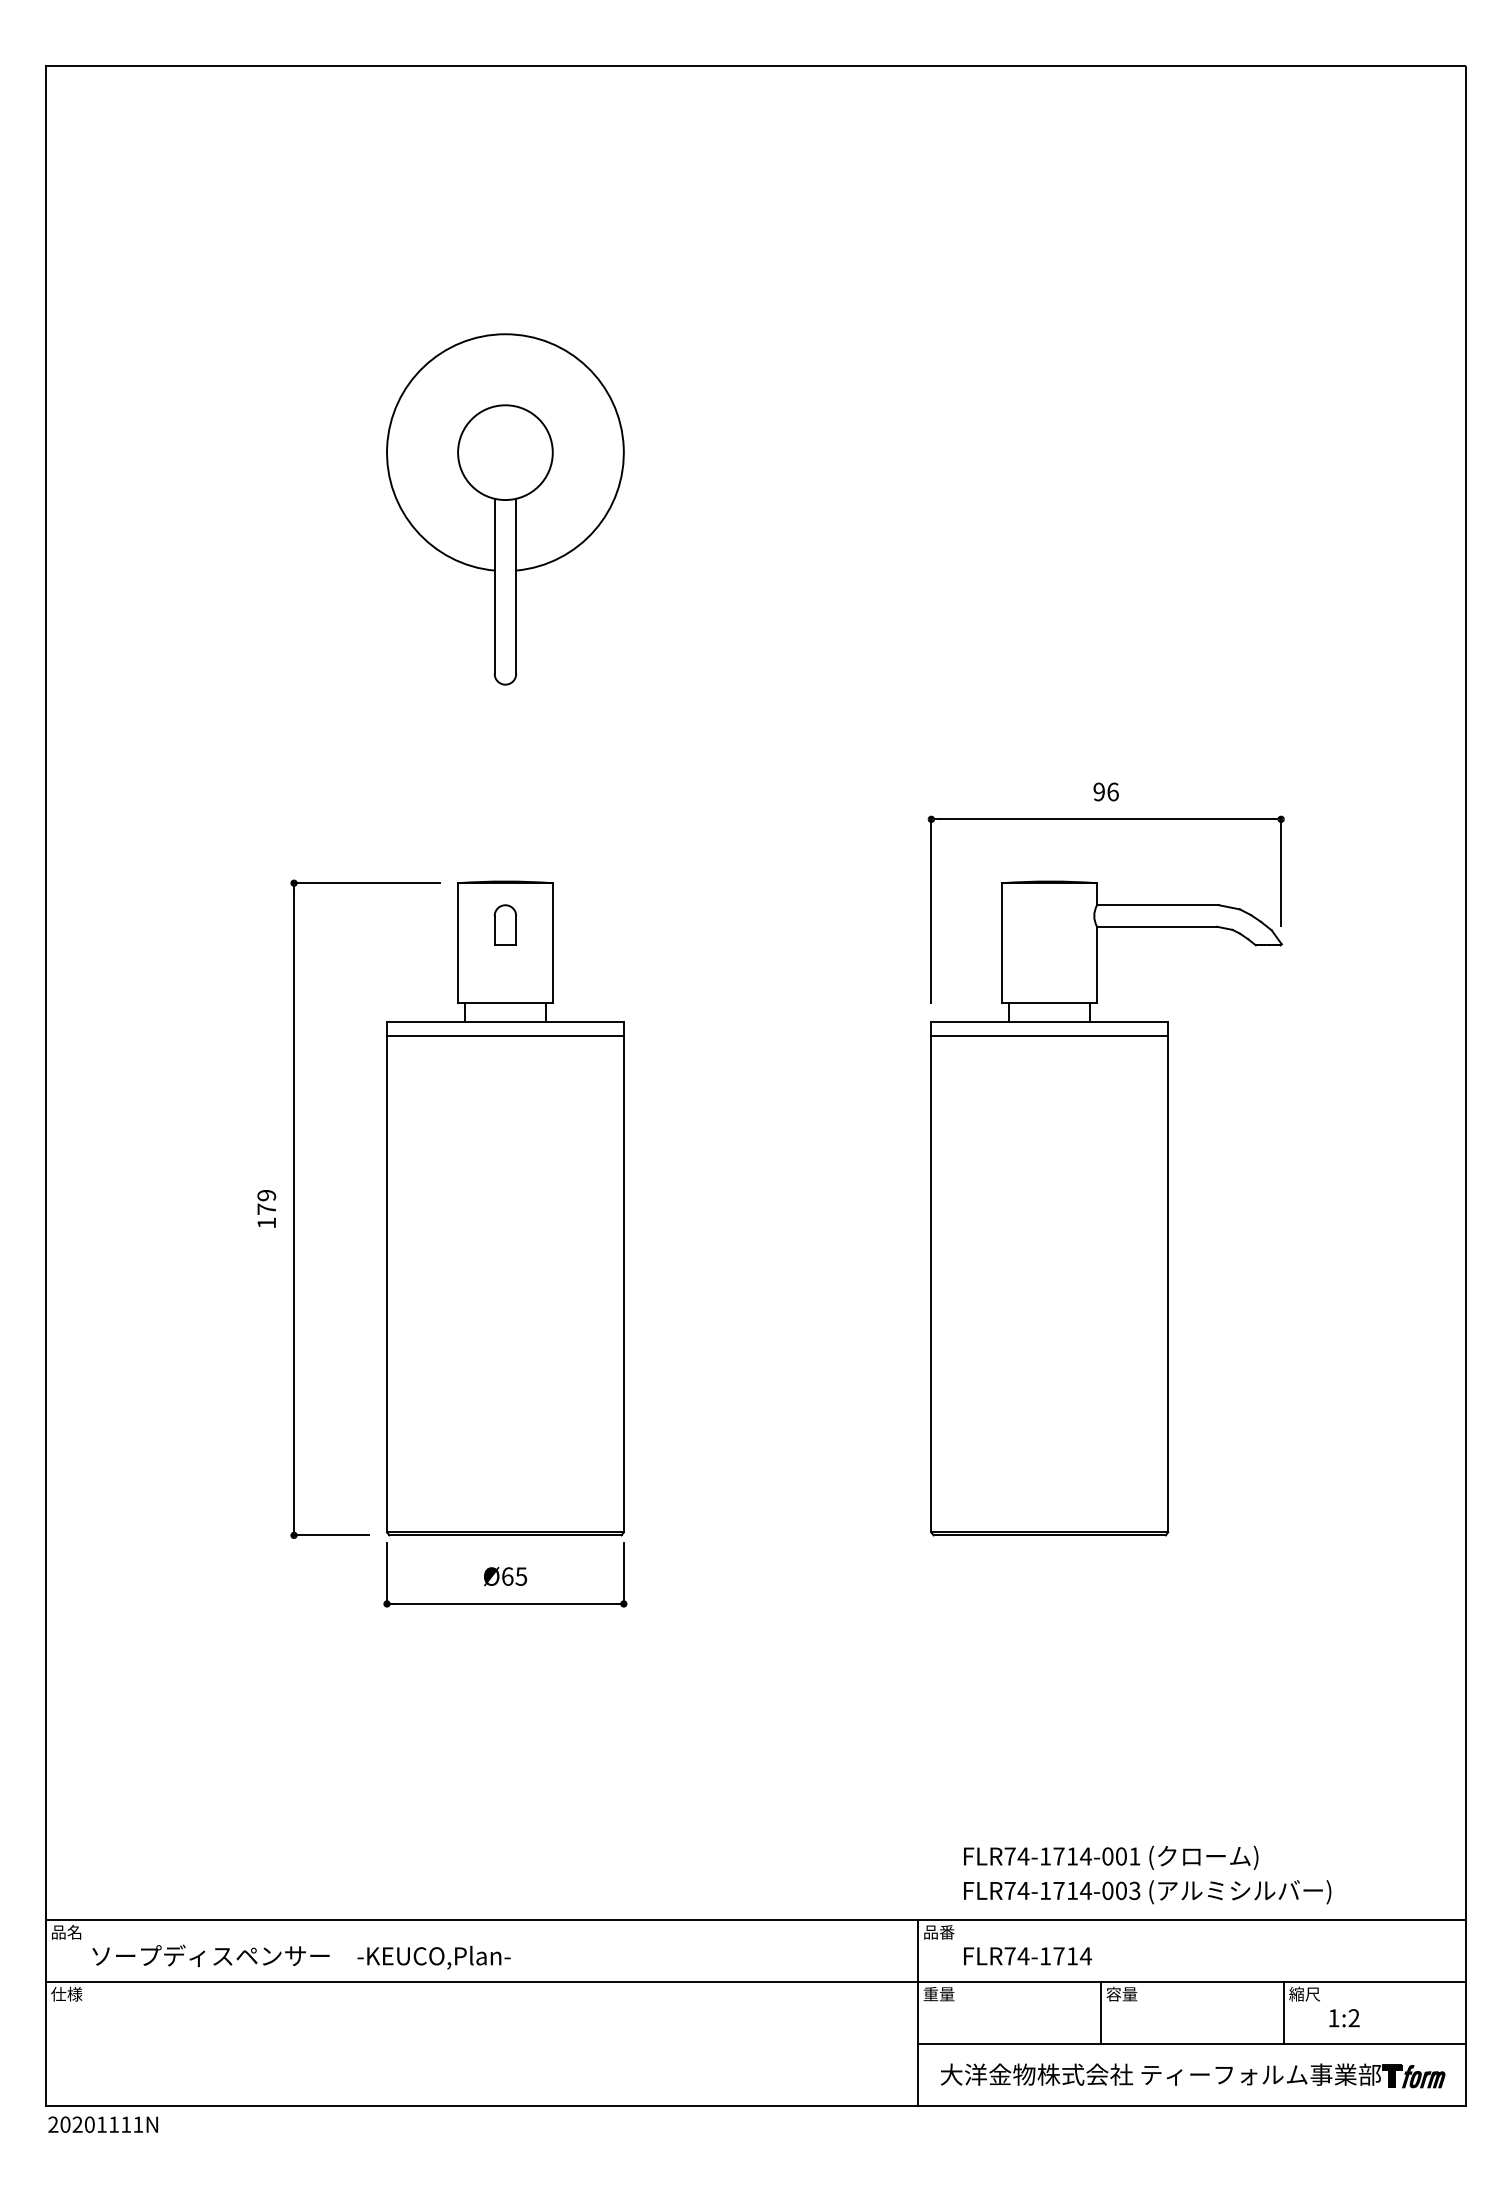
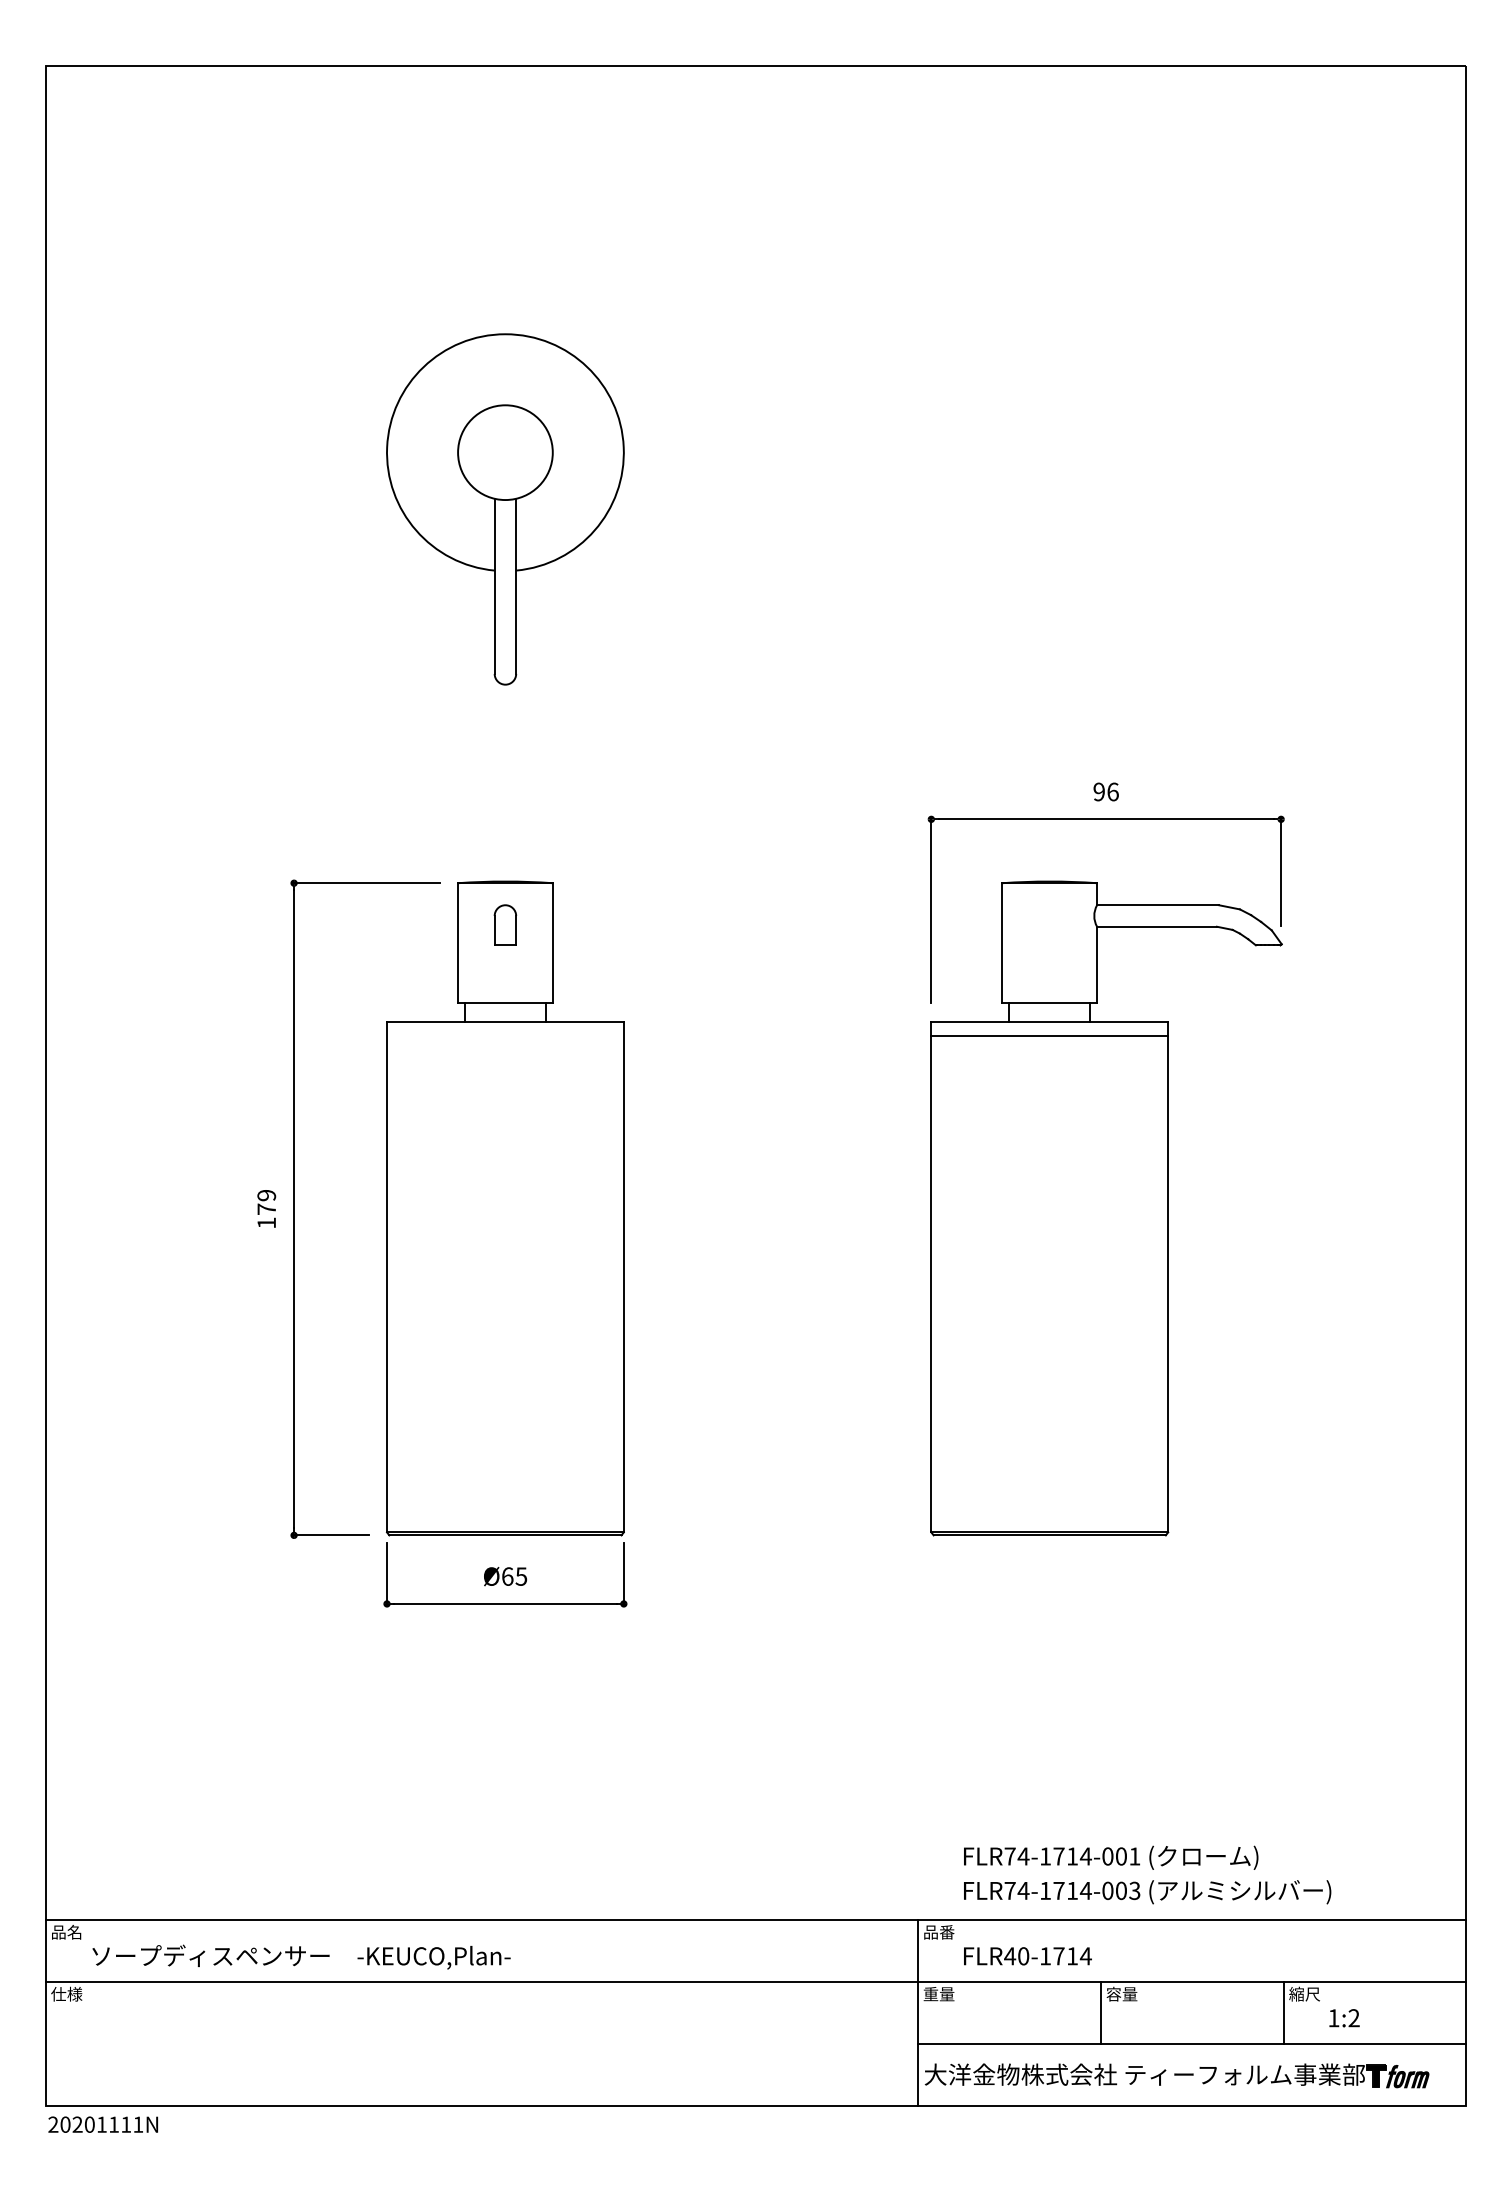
line: present -> none (505, 1036)
text: FLR74-1714 -> FLR40-1714 (1016, 1956)
part position: (1192, 2075) -> (1176, 2075) (1176, 2075)
